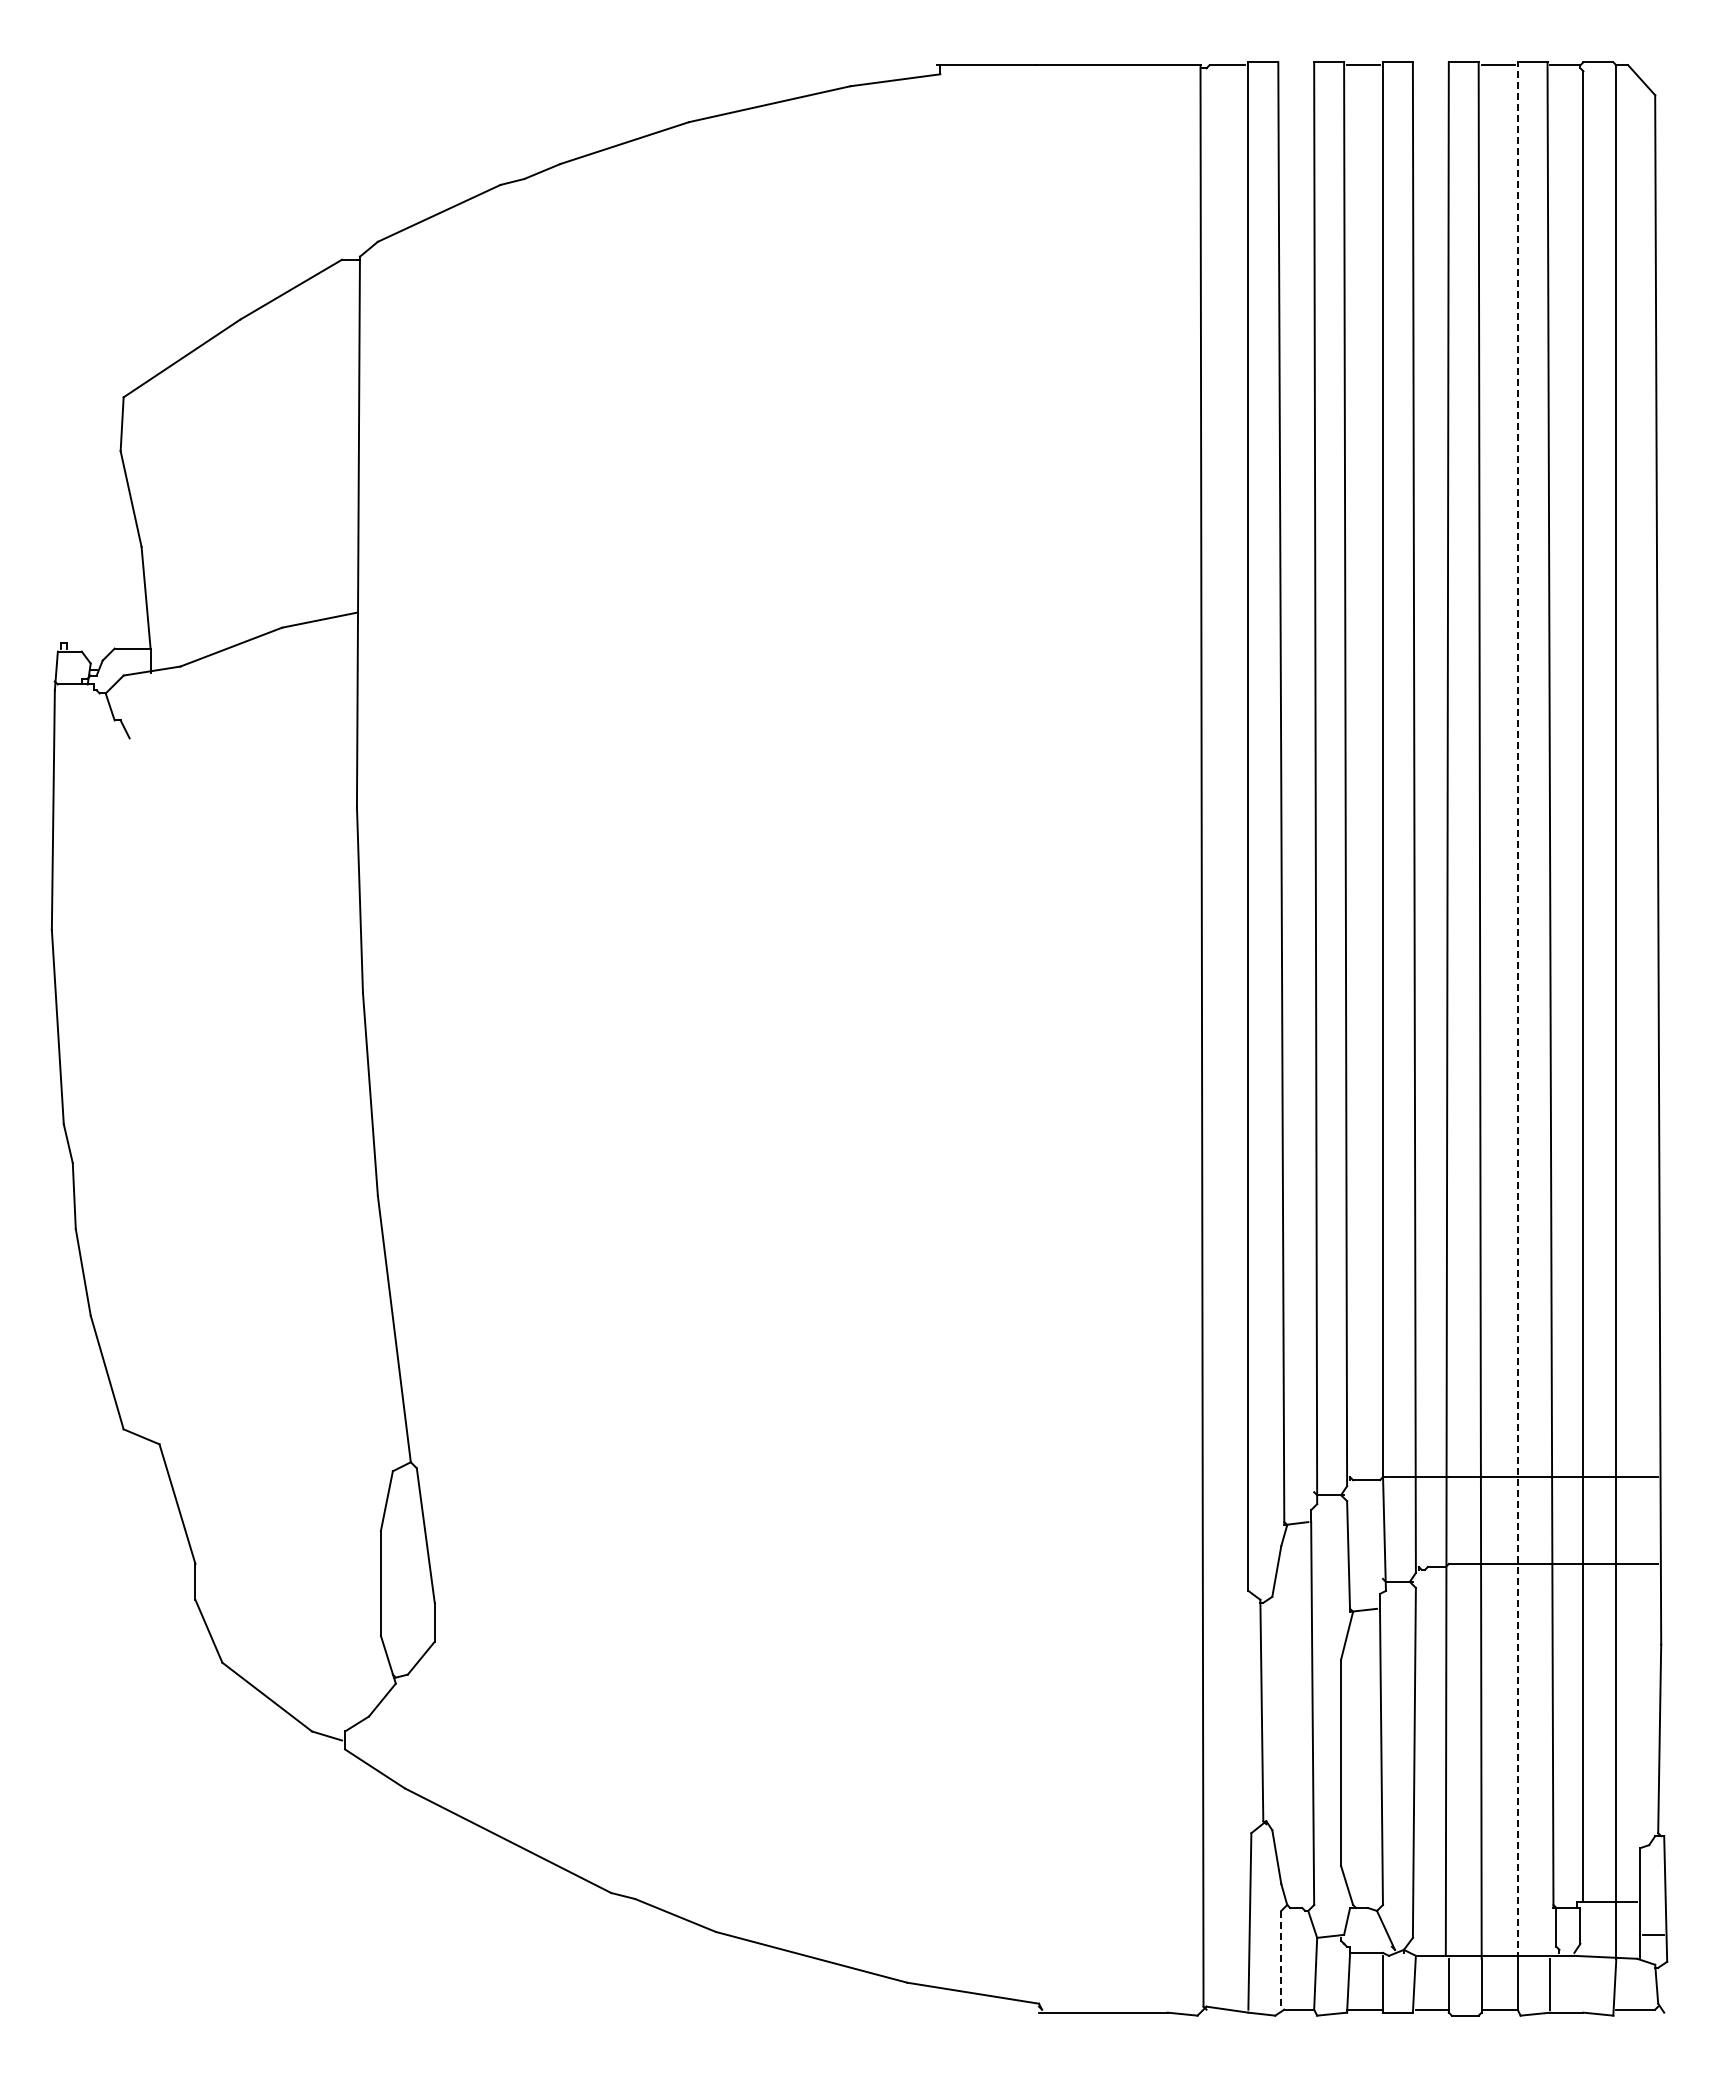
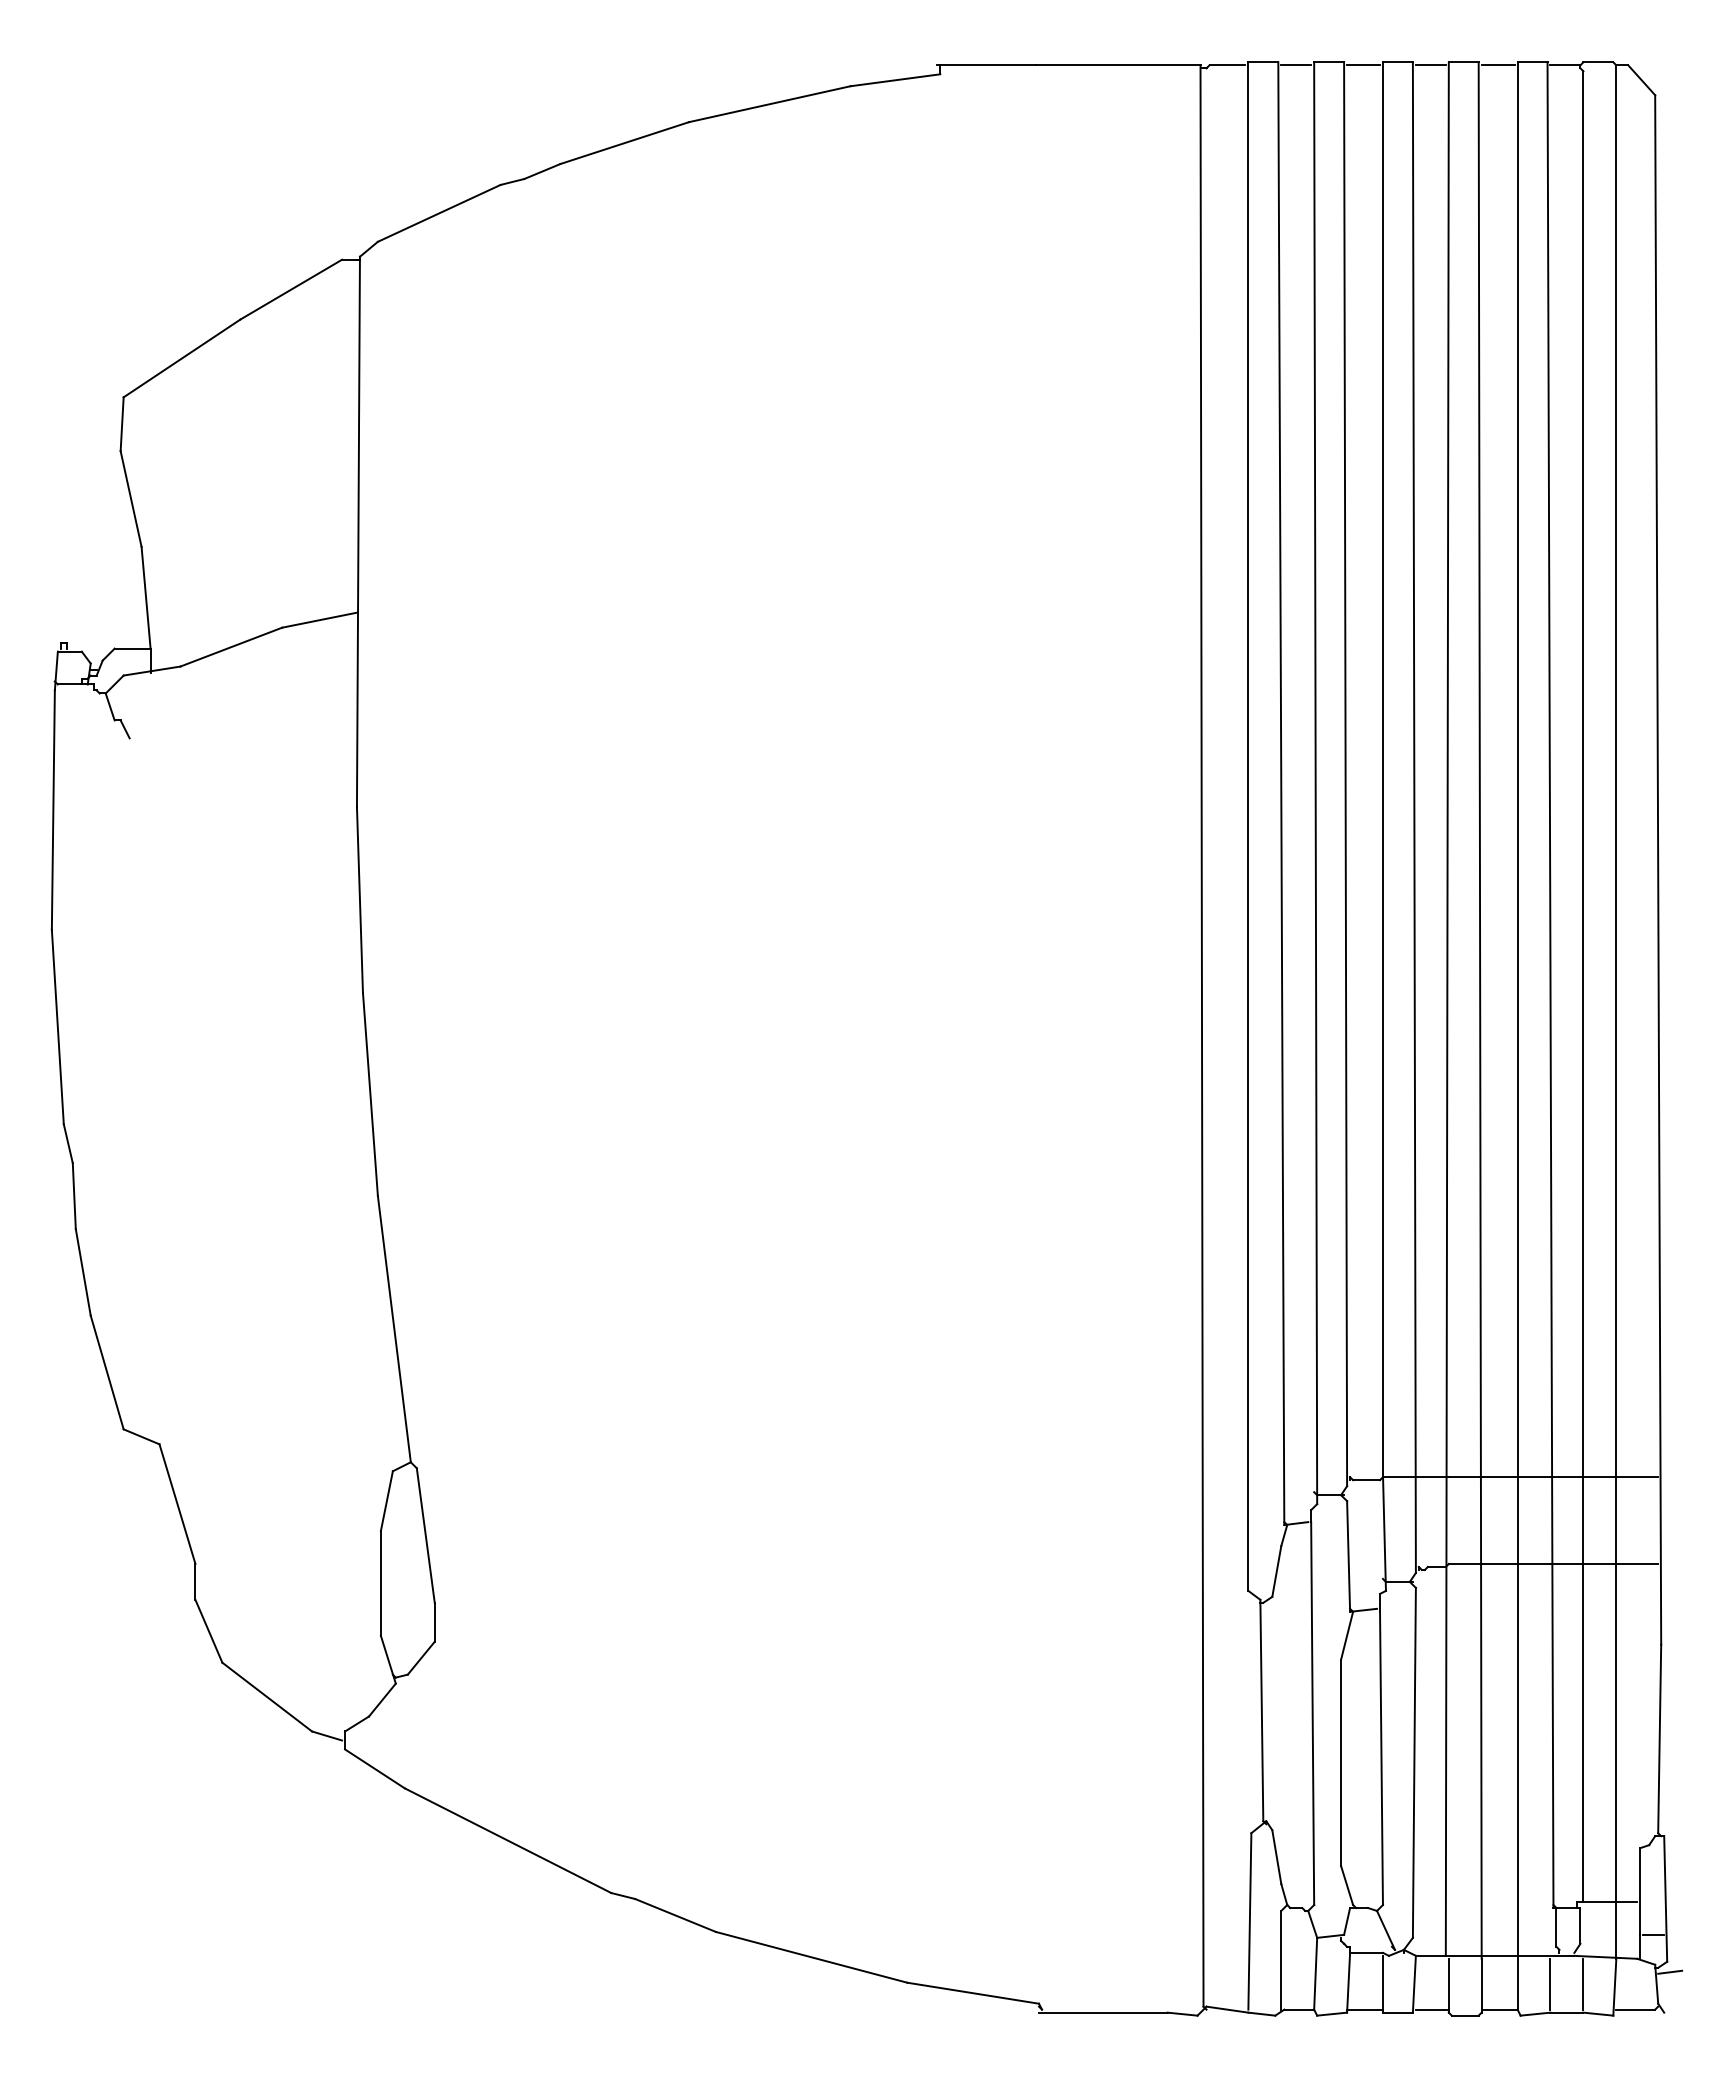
line: none -> present (1296, 65)
line: none -> present (1430, 65)
line: dashed -> solid (1517, 1010)
line: dashed -> solid (1281, 1960)
line: none -> present (1670, 1971)
line: none -> present (1583, 1983)
